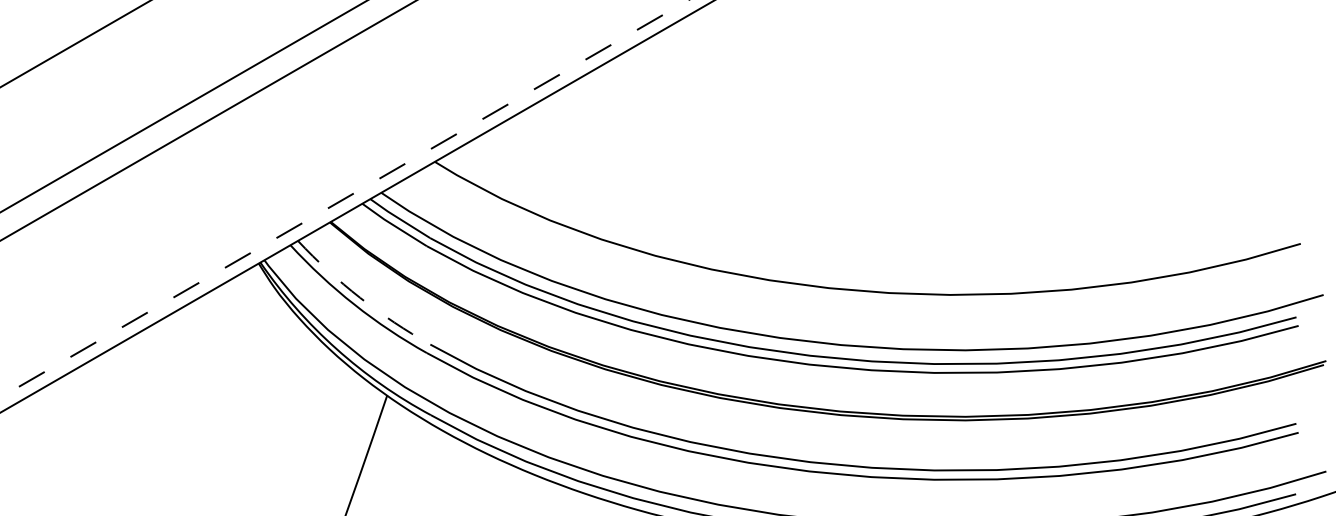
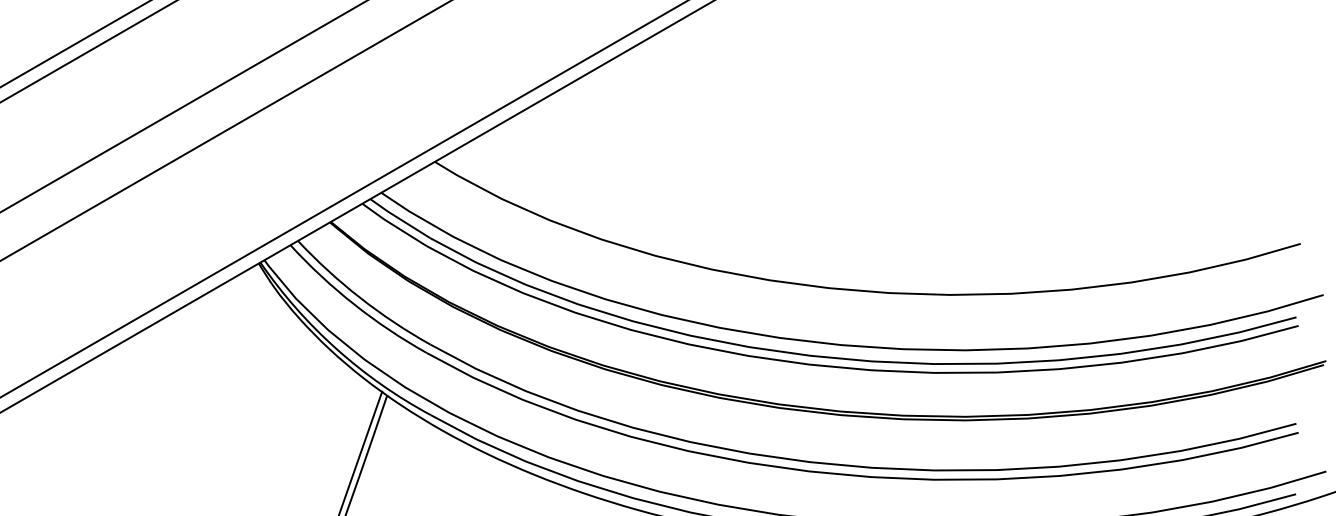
line: none -> present (87, 51)
line position: (207, 120) -> (225, 130) (225, 130)
line: dashed -> solid (344, 198)
arc: dashed -> solid (360, 297)
line: none -> present (361, 451)
